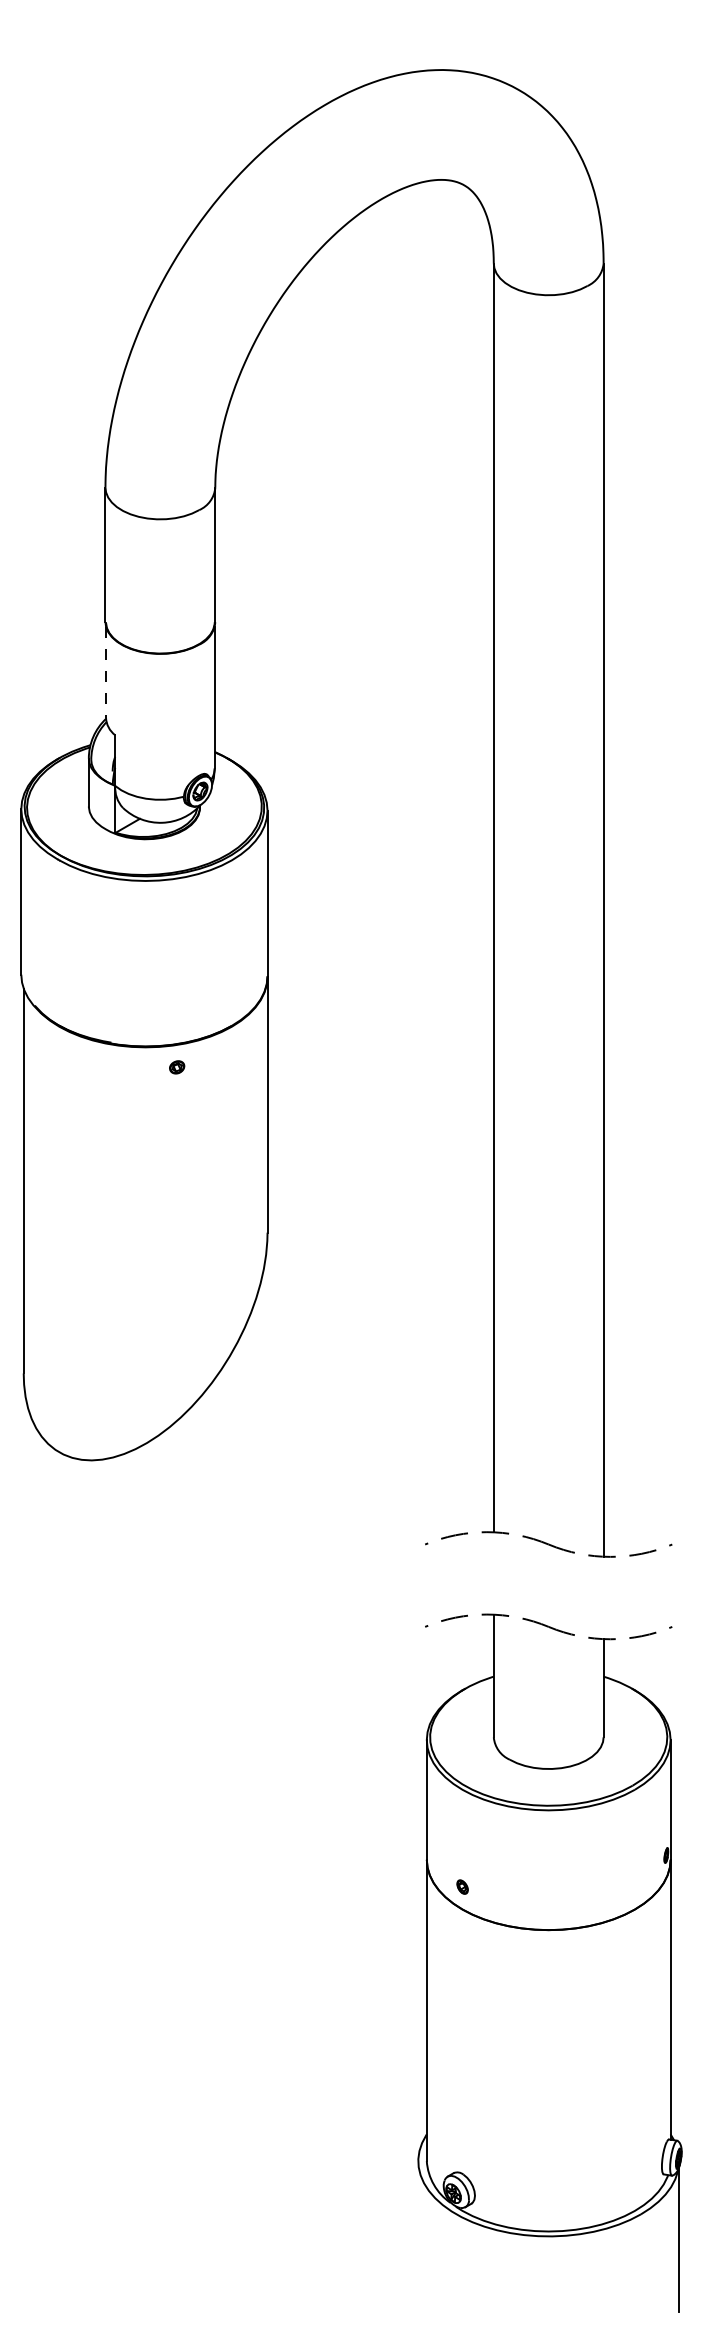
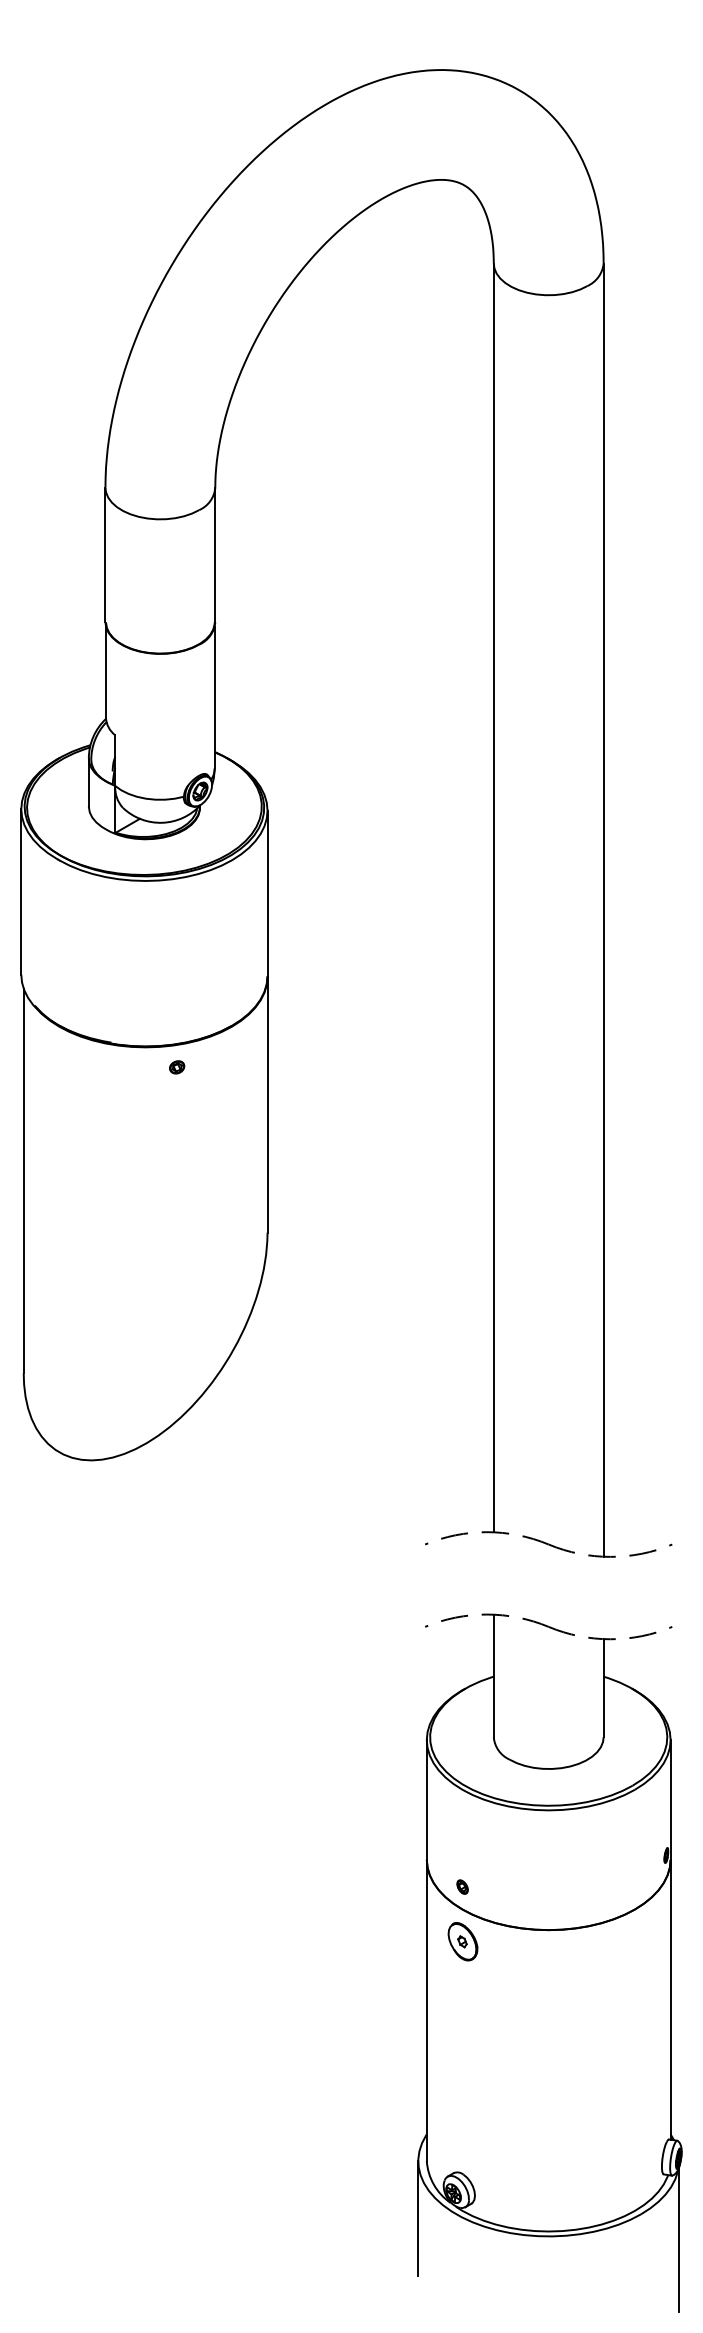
line: dashed -> solid (106, 672)
part: none -> present (462, 1941)
line: none -> present (418, 2218)
